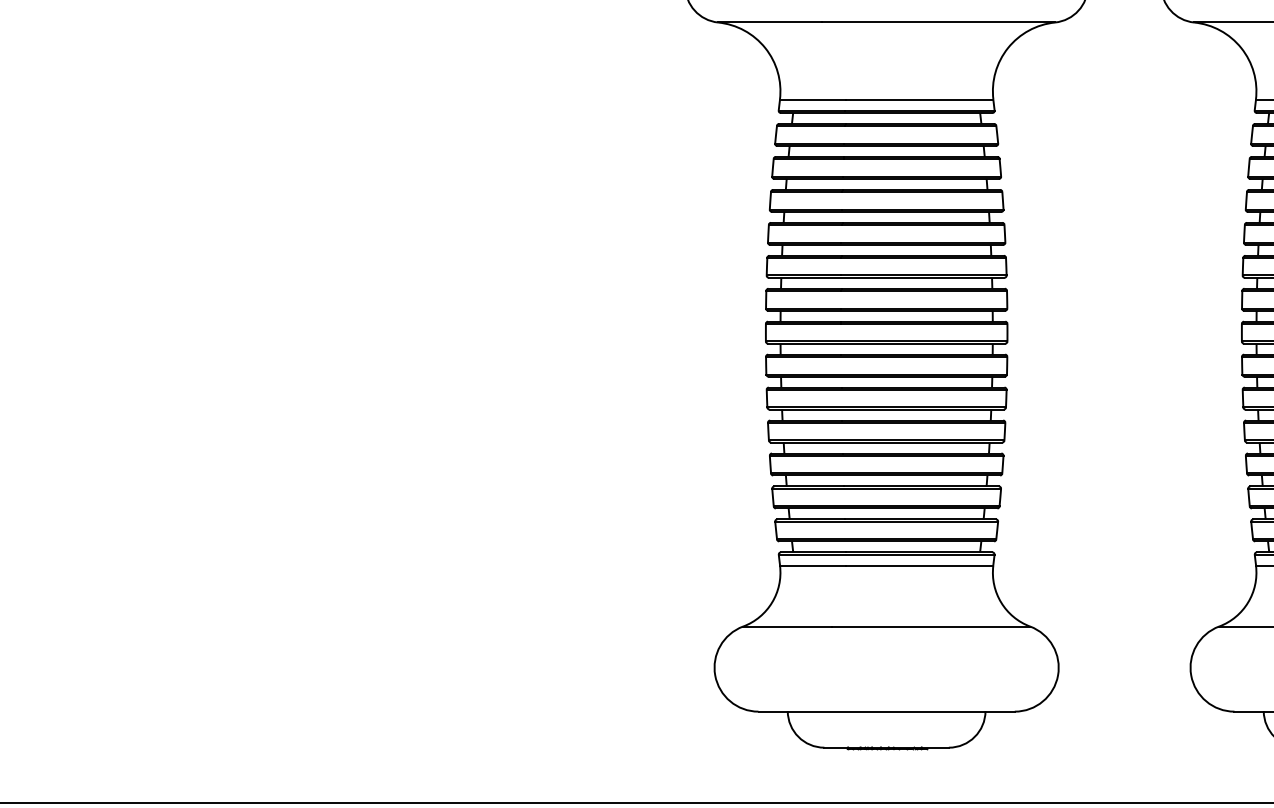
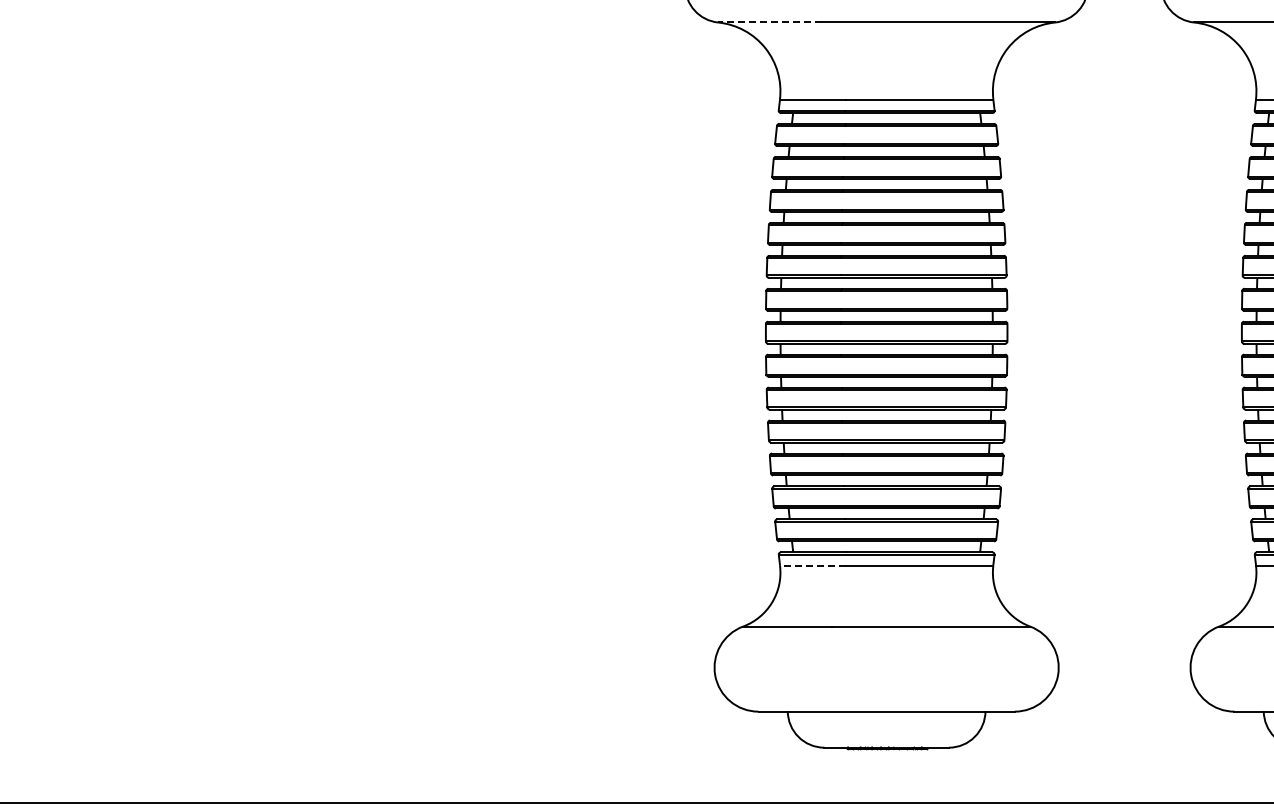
line: solid -> dashed (769, 22)
line: solid -> dashed (813, 565)
